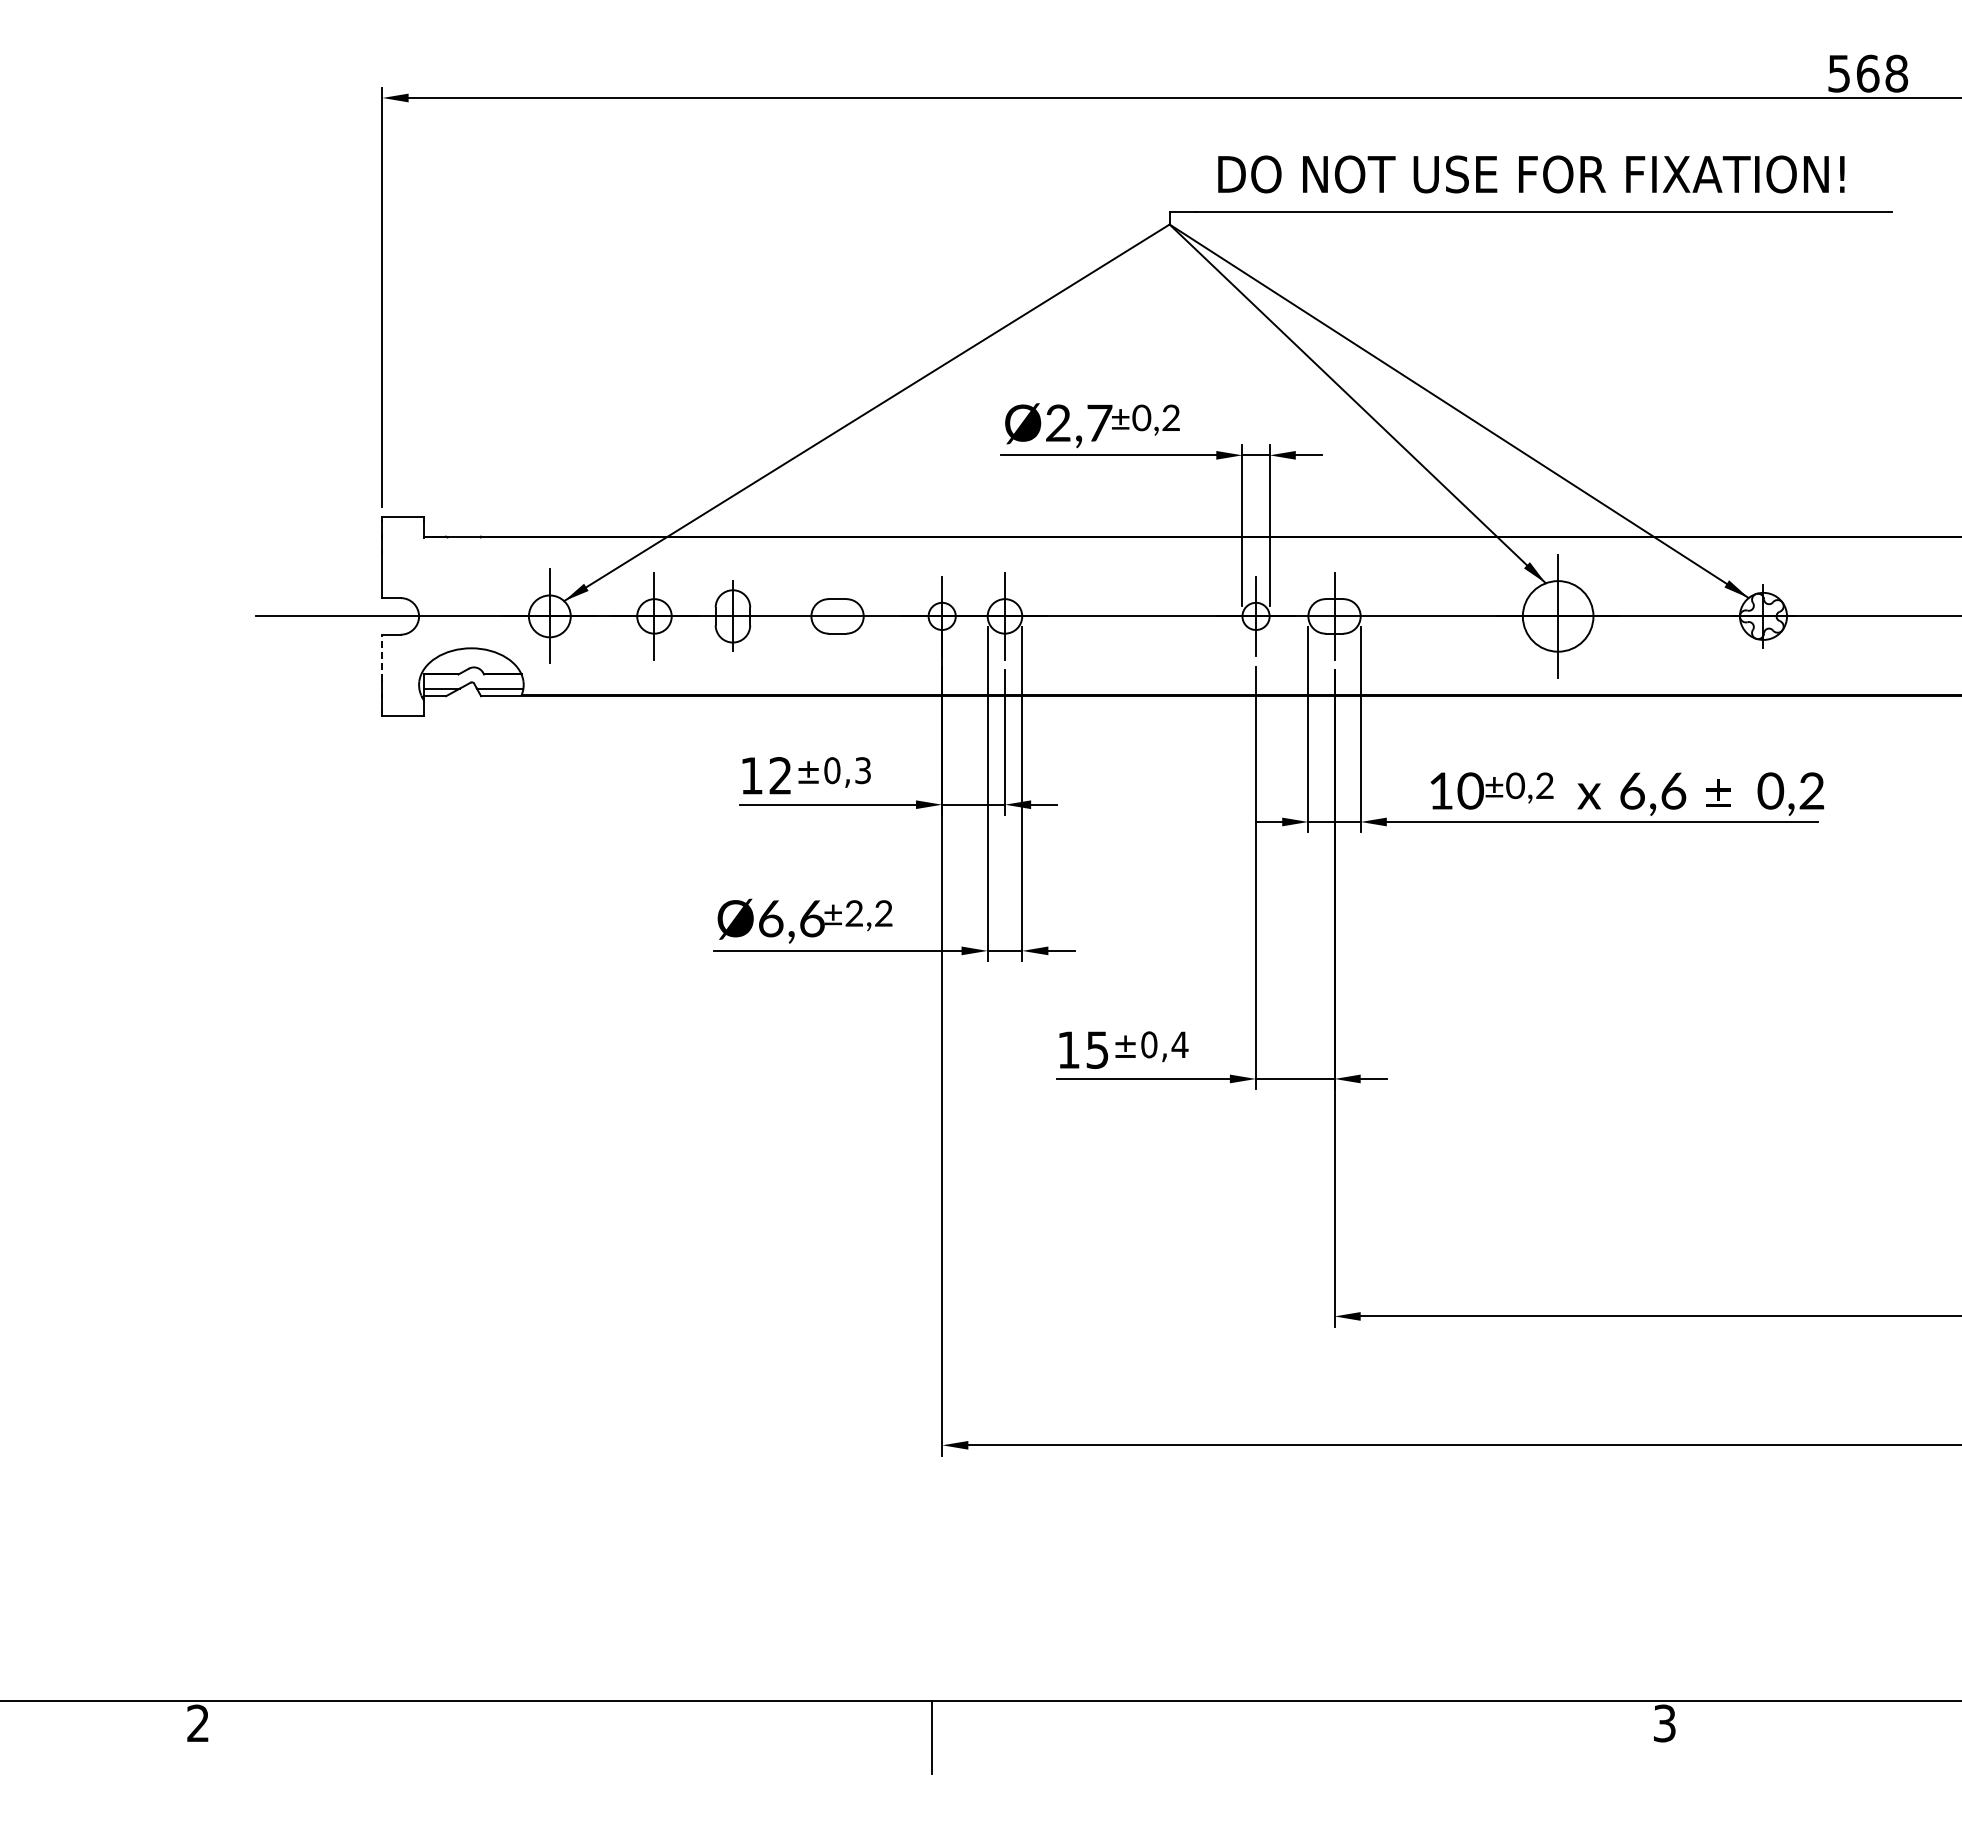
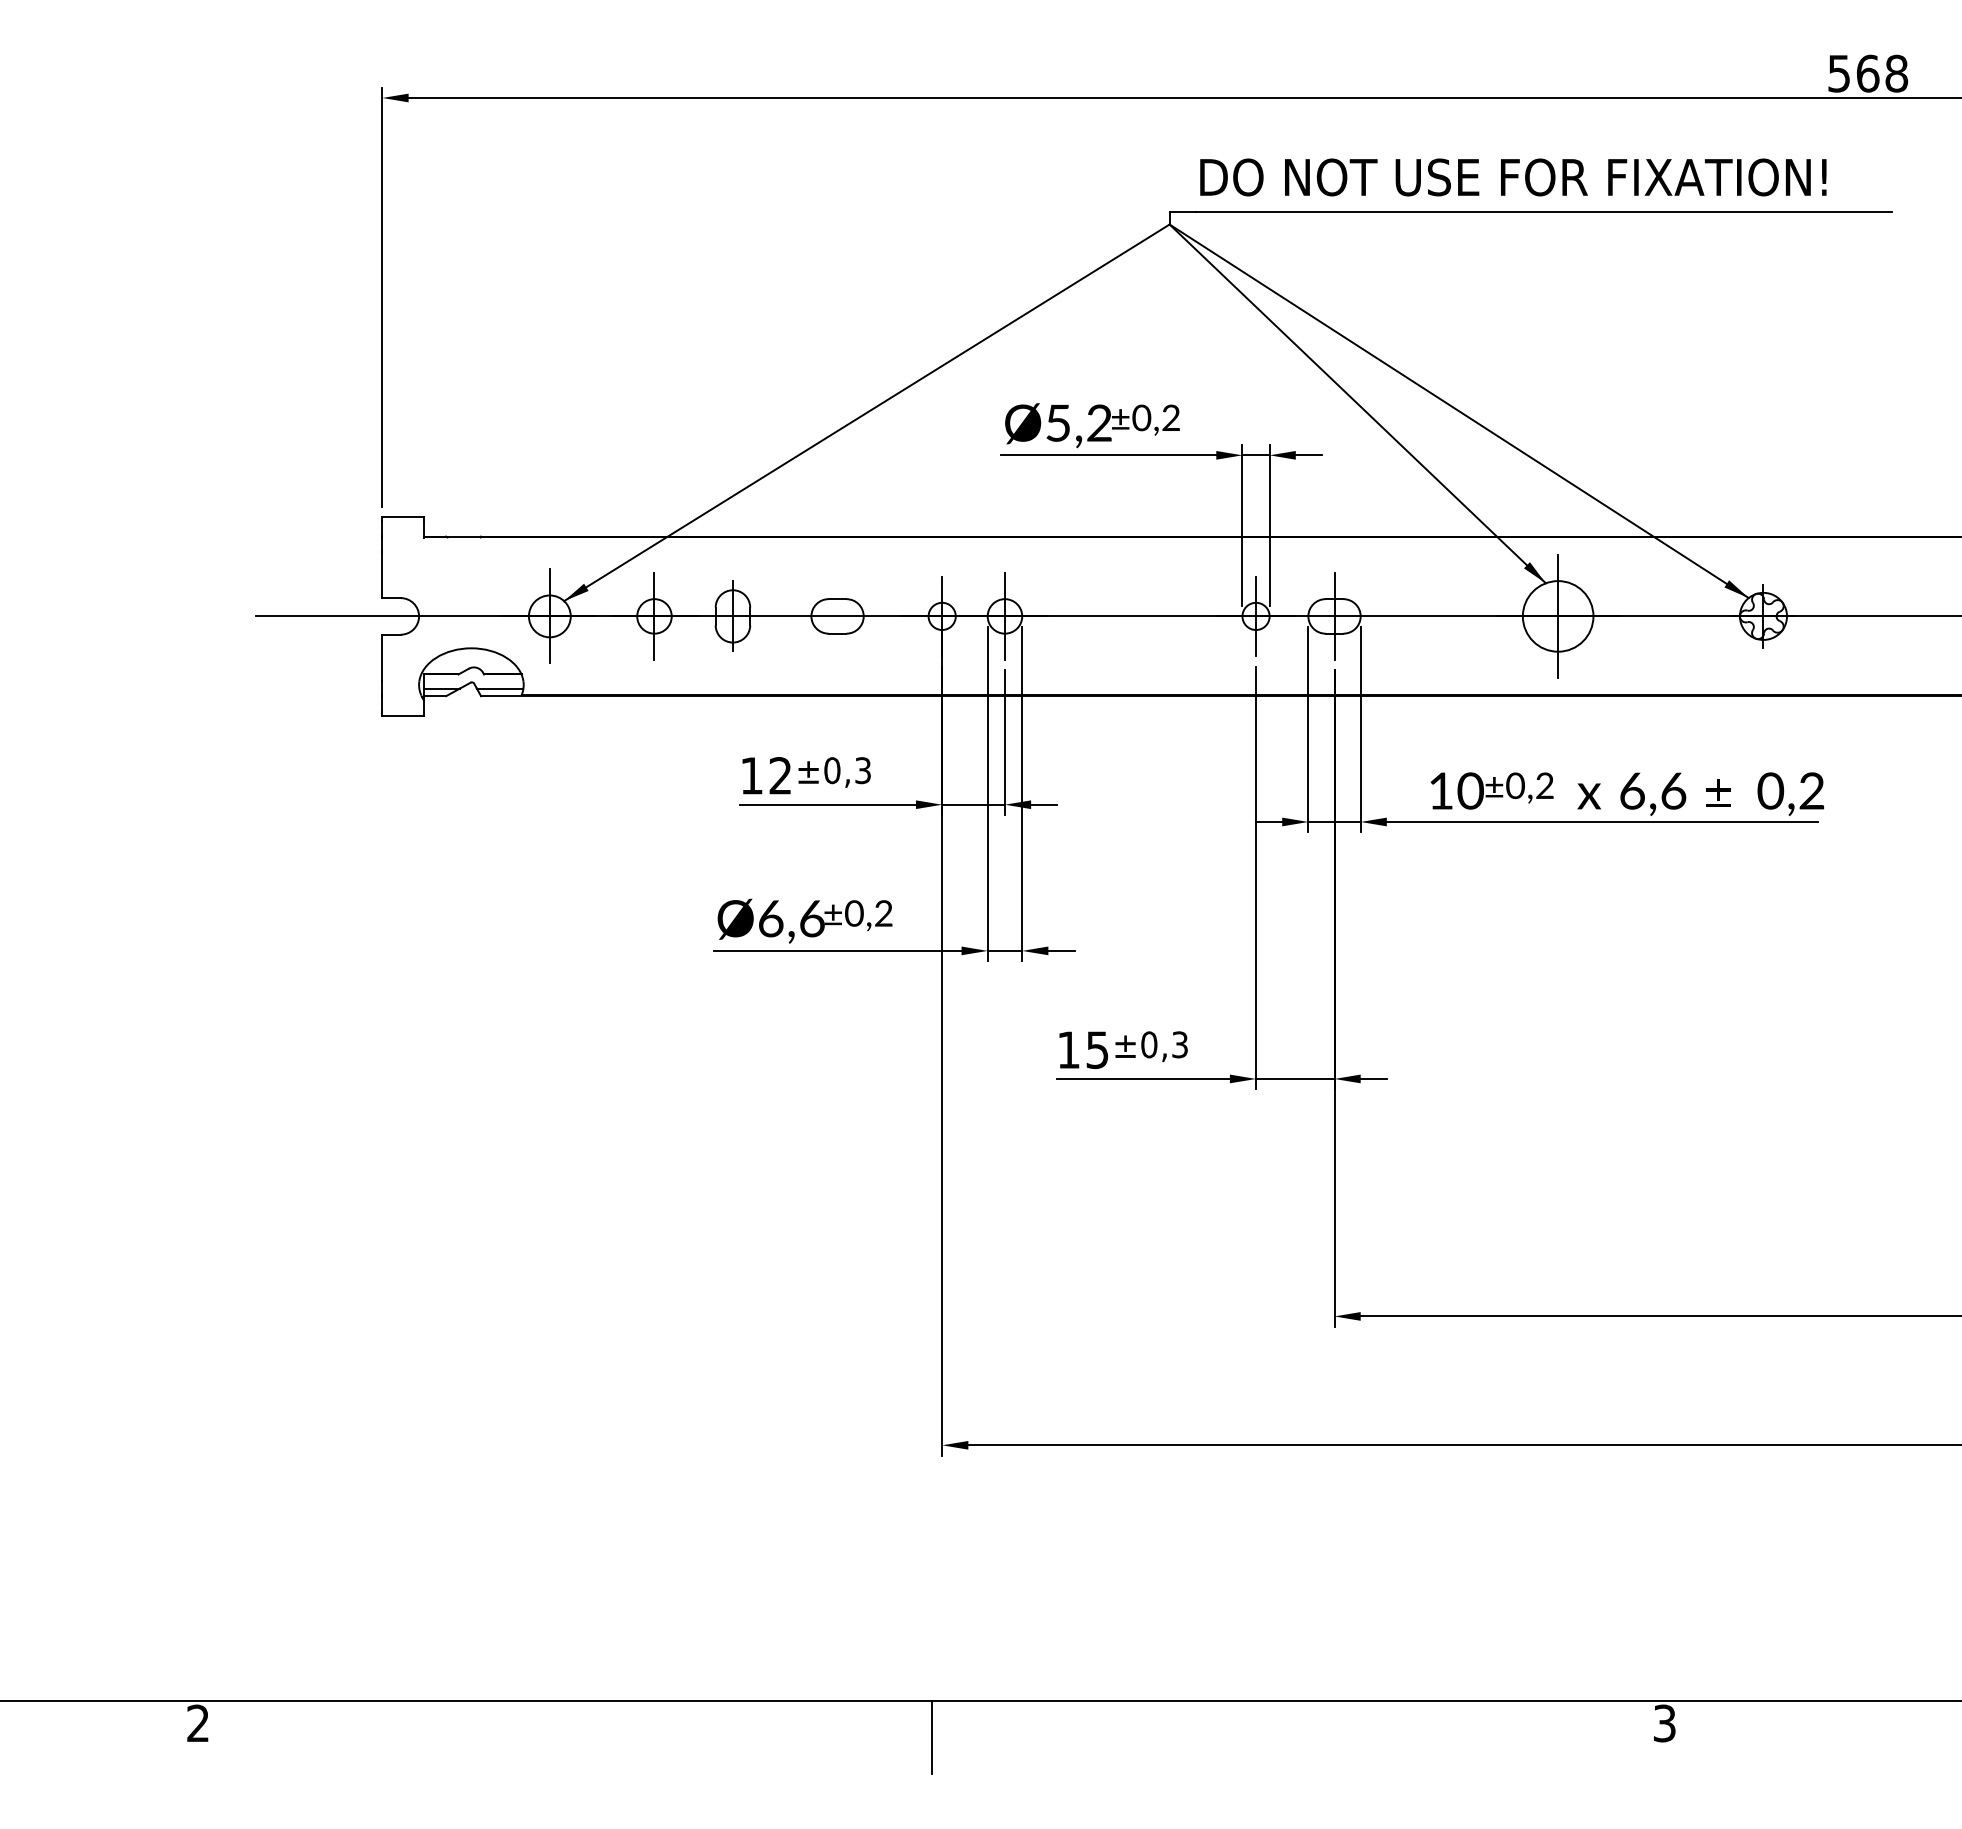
text position: (1531, 174) -> (1513, 177) (1513, 177)
text: Ø2,7 -> Ø5,2 (1079, 422)
line: dashed -> solid (382, 657)
text: ±2,2 -> ±0,2 (854, 913)
text: ±0,4 -> ±0,3 (1179, 1044)
